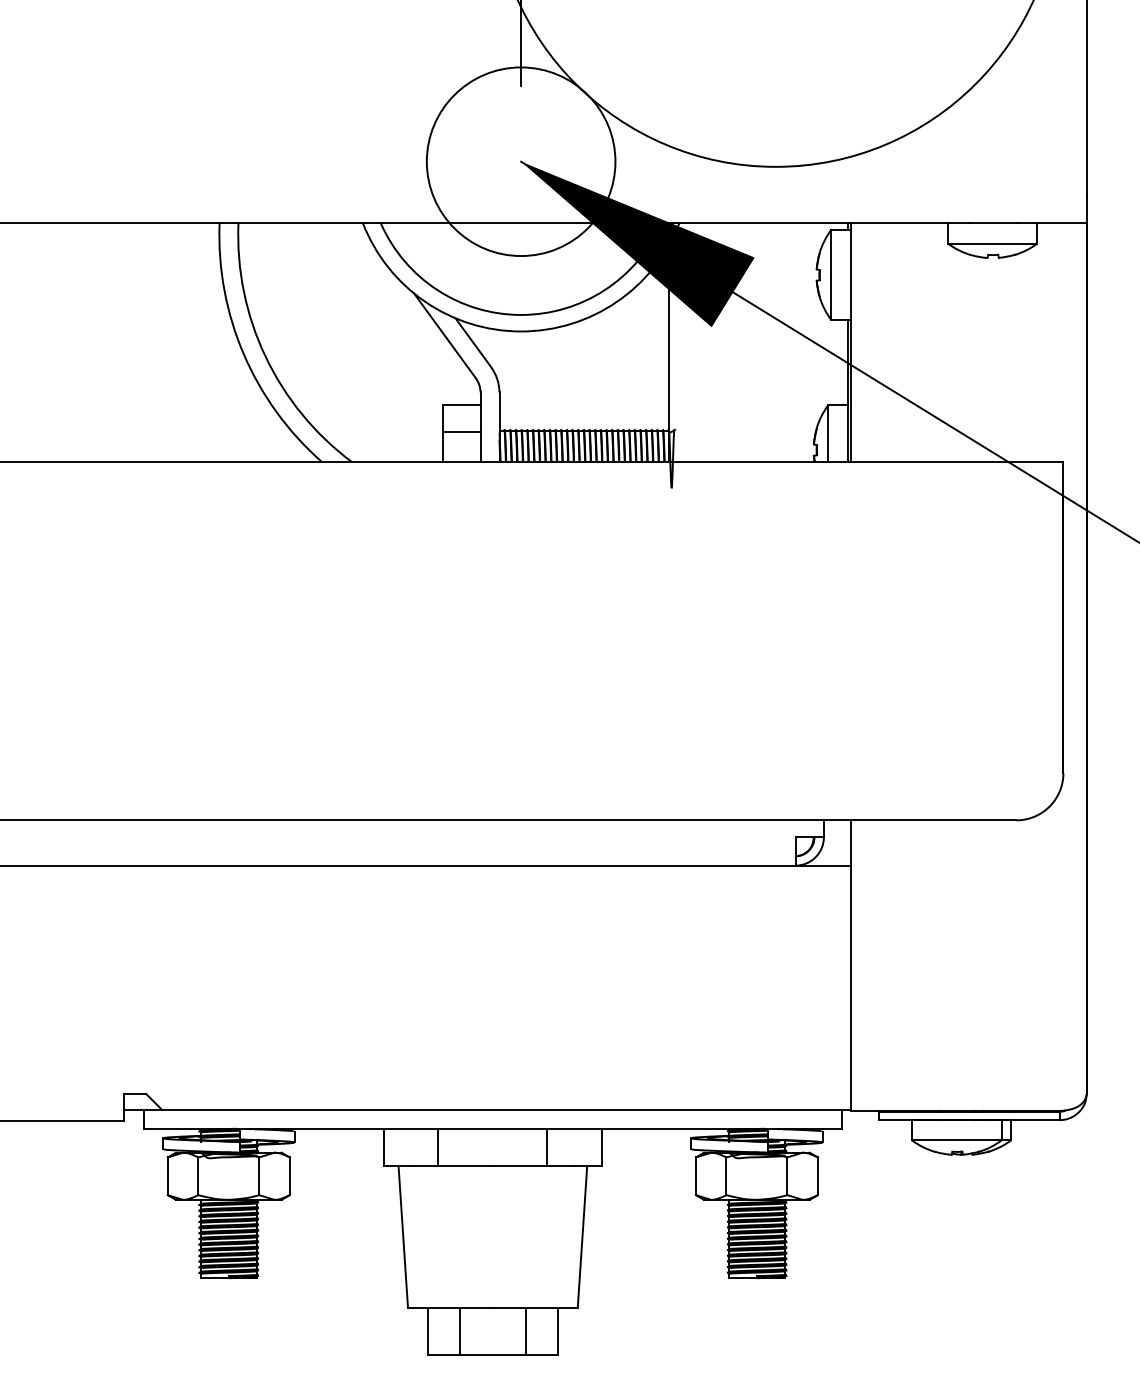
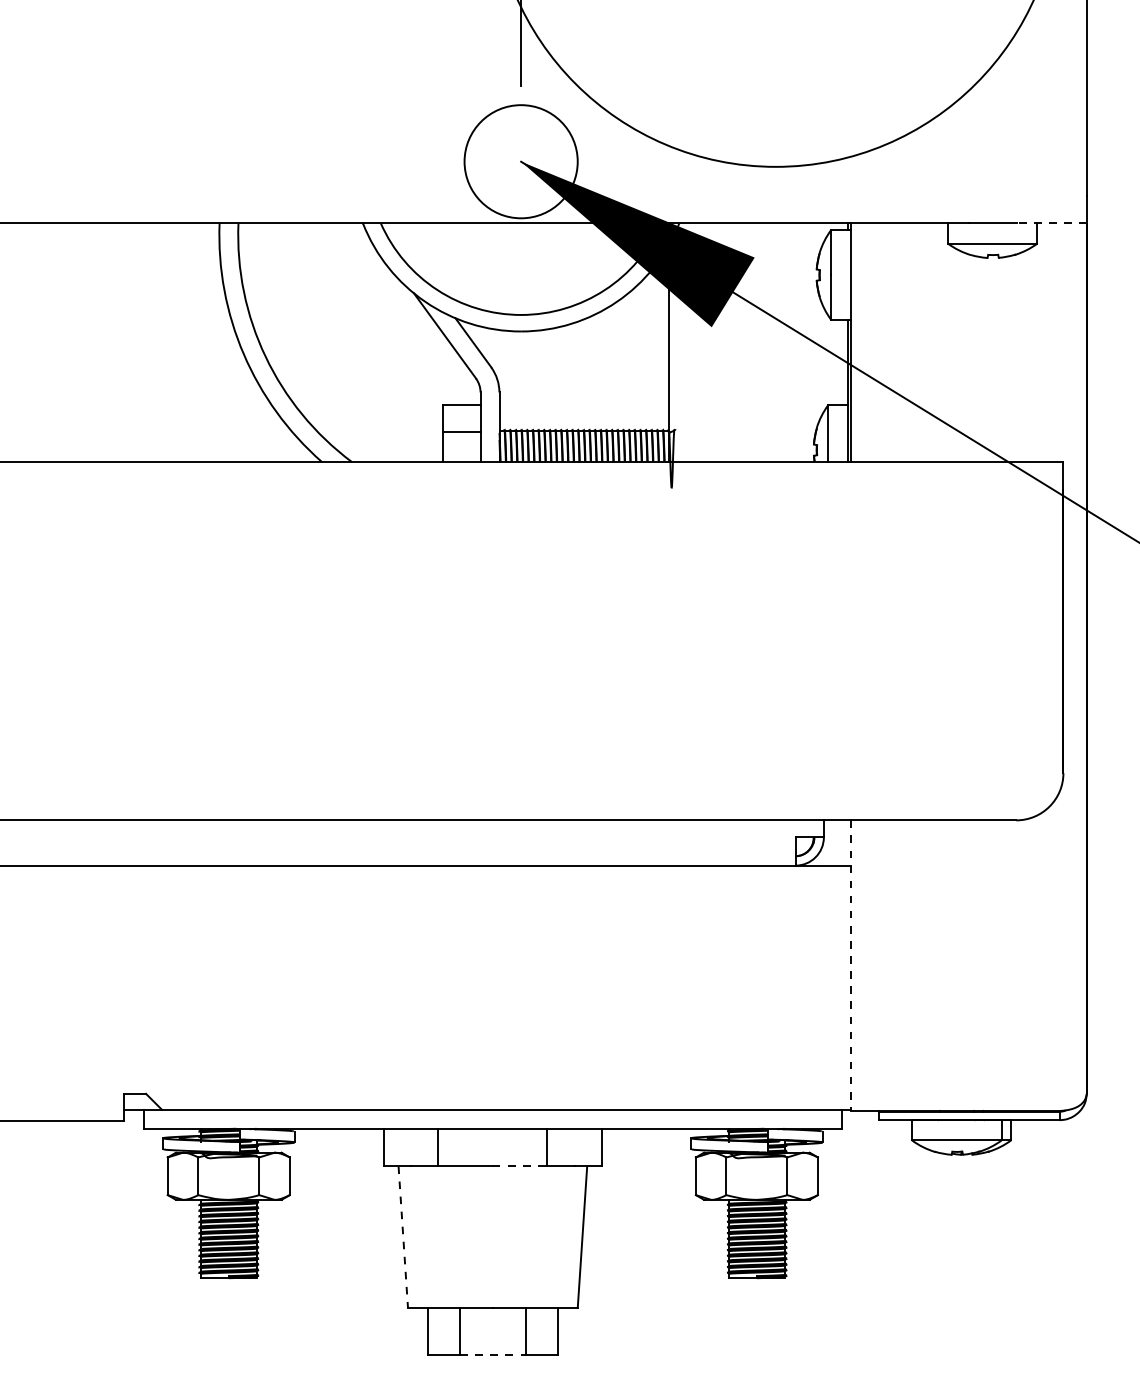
circle diameter: 189 px -> 113 px (520, 161)
line: solid -> dashed (1051, 223)
line: solid -> dashed (851, 966)
line: solid -> dashed (520, 1166)
line: solid -> dashed (403, 1237)
line: solid -> dashed (492, 1355)
